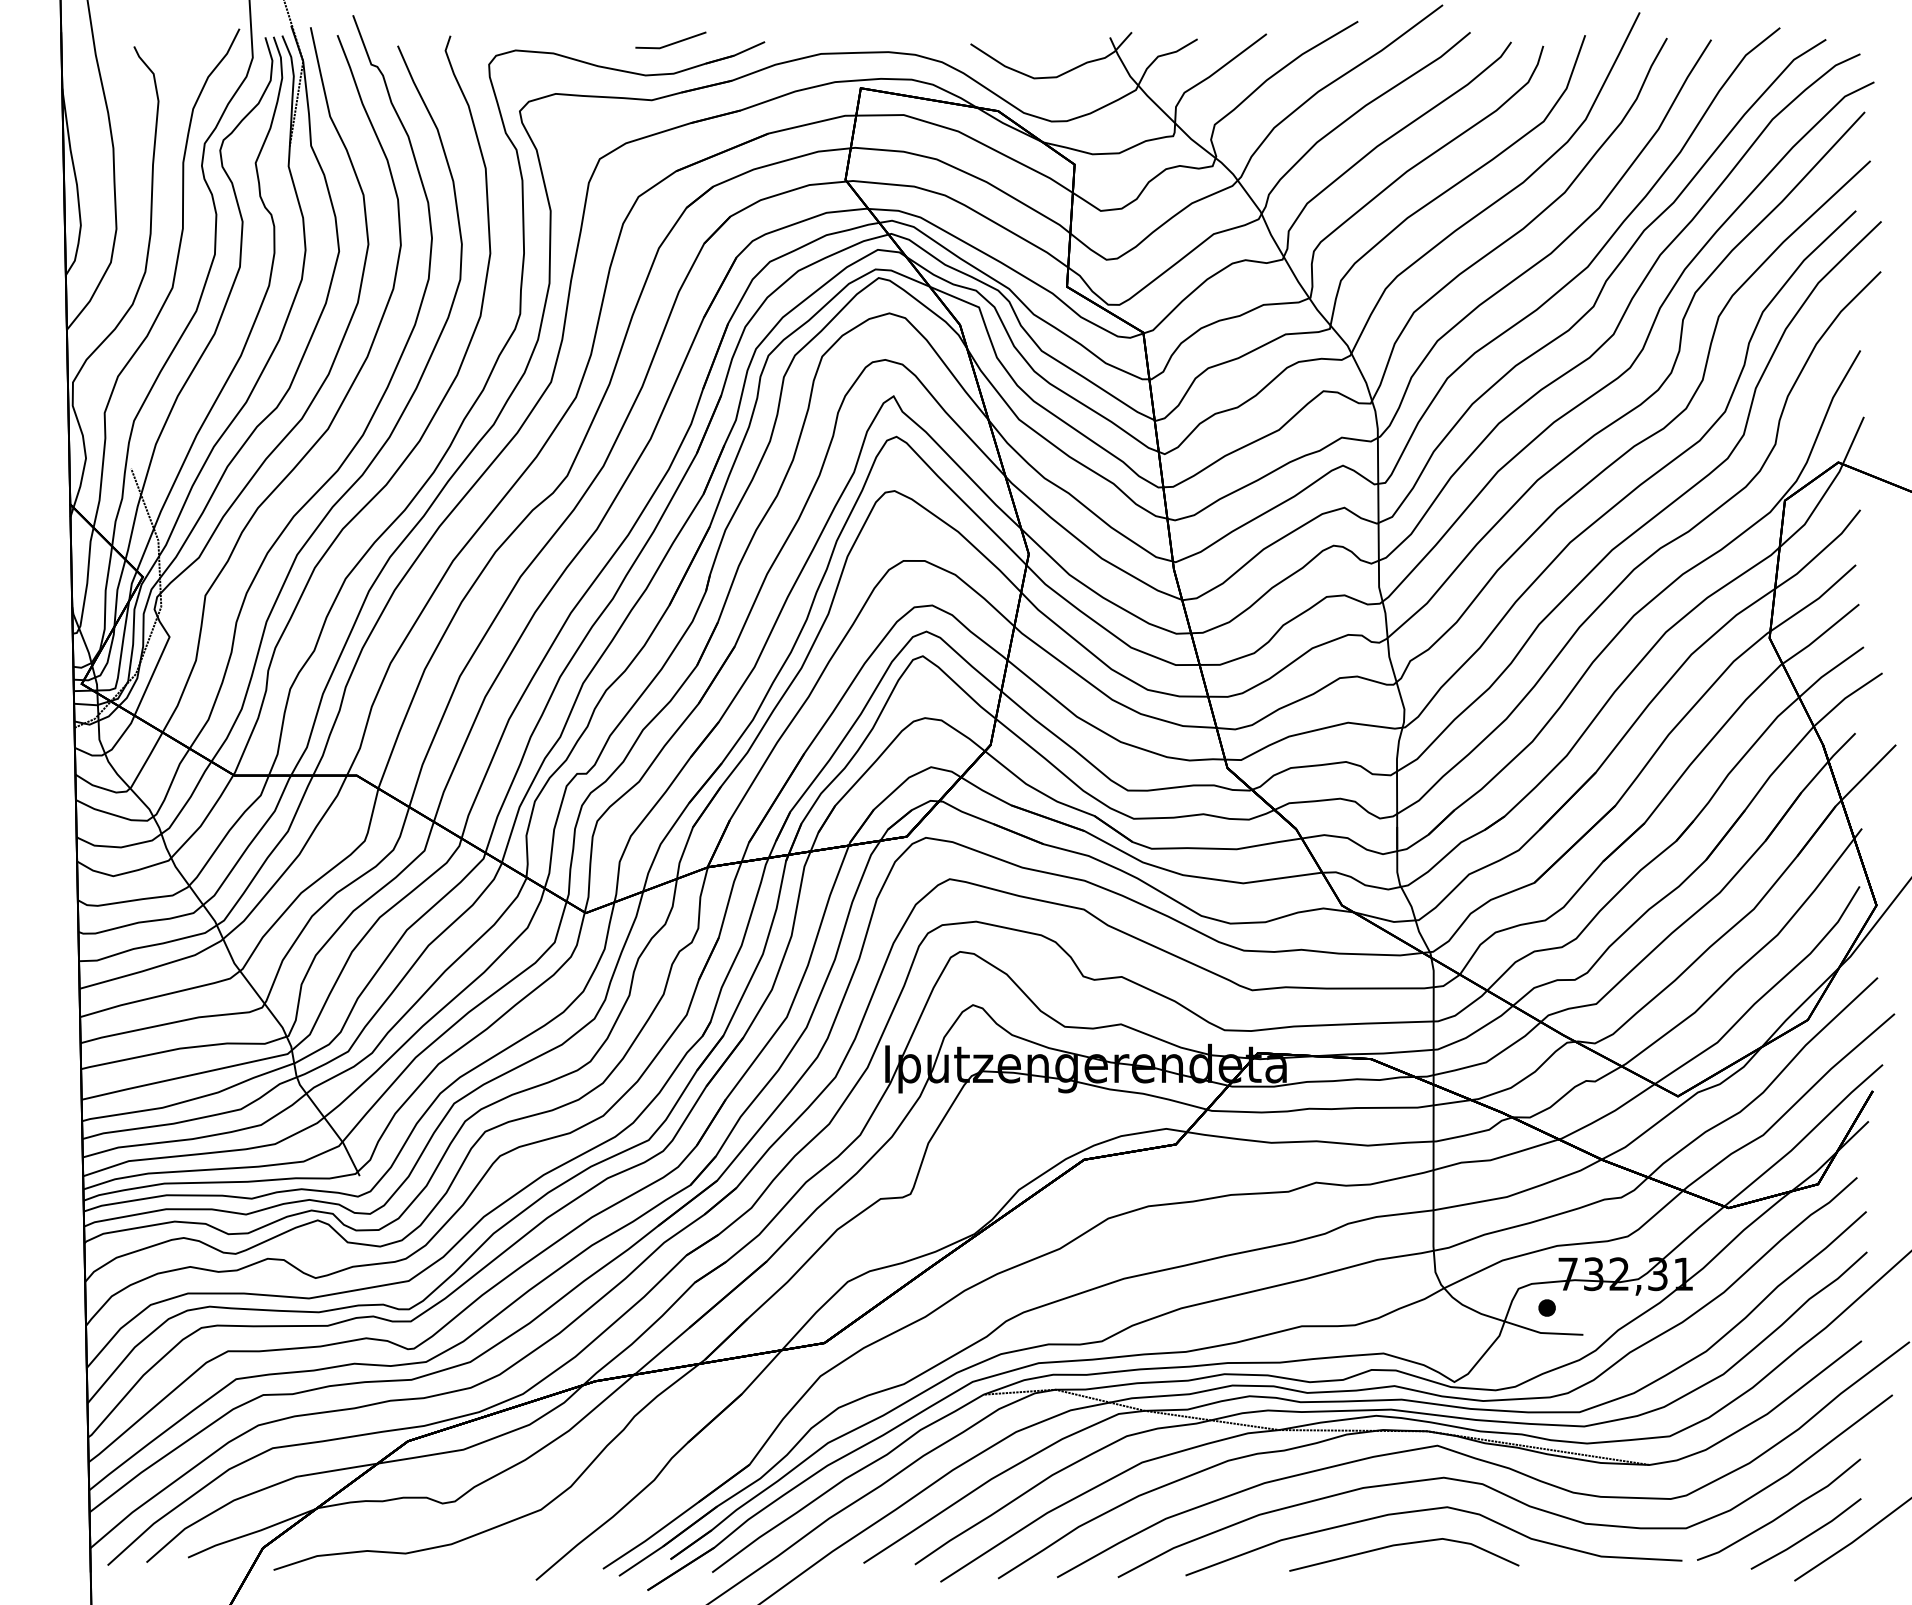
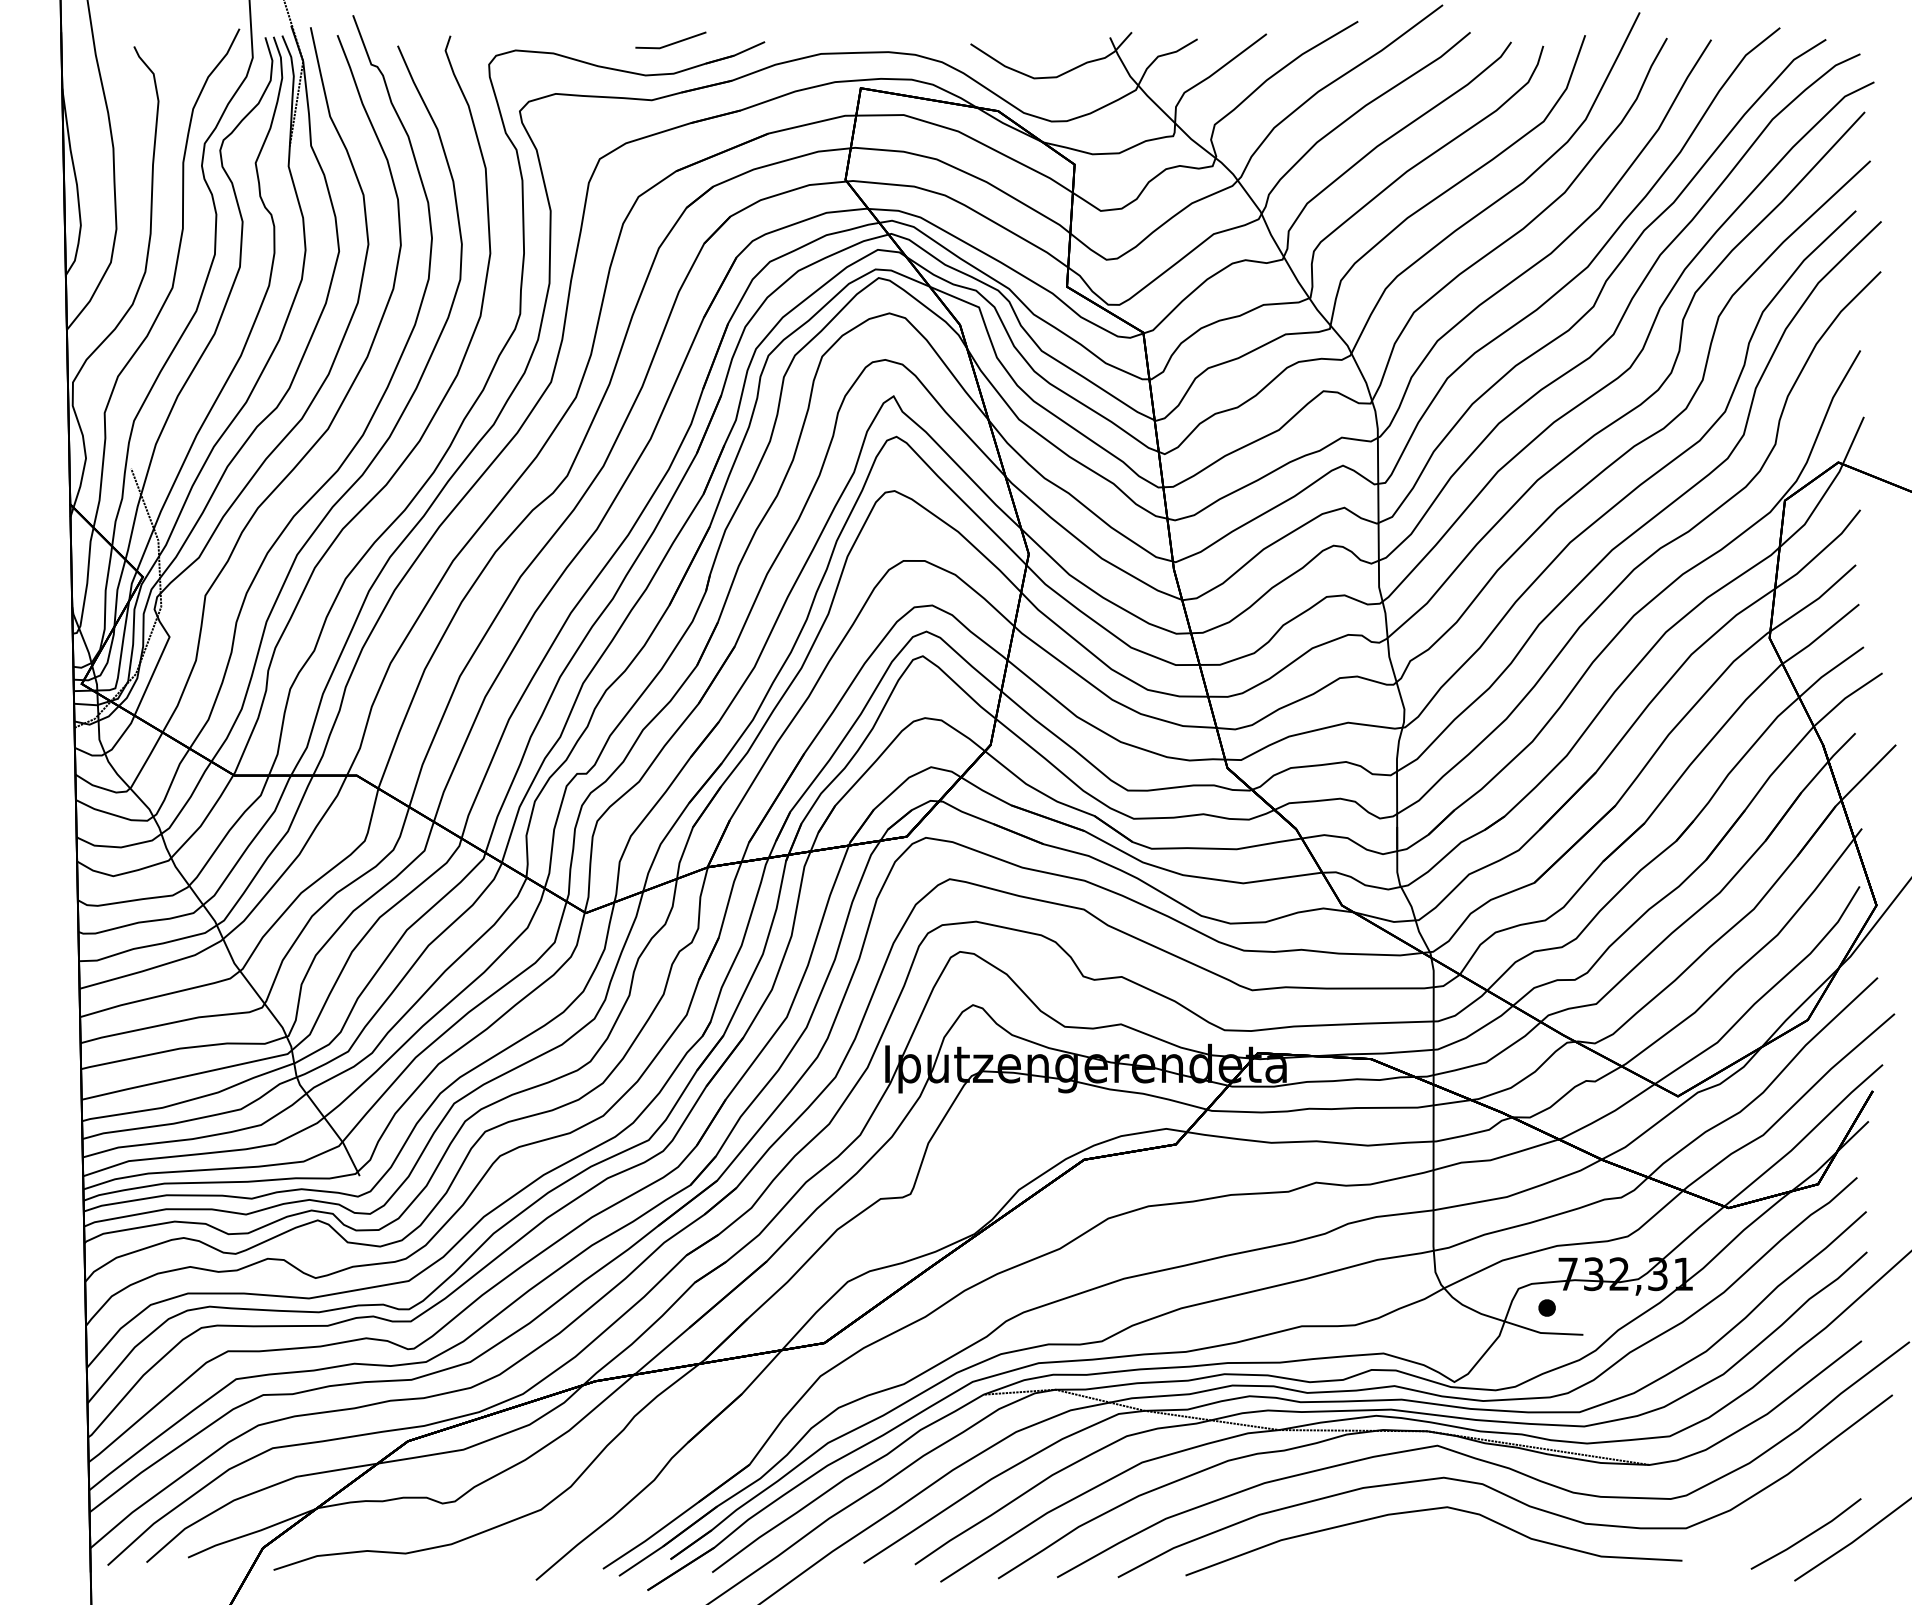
curve: present -> none (1783, 1512)
line: present -> none (1402, 1545)
